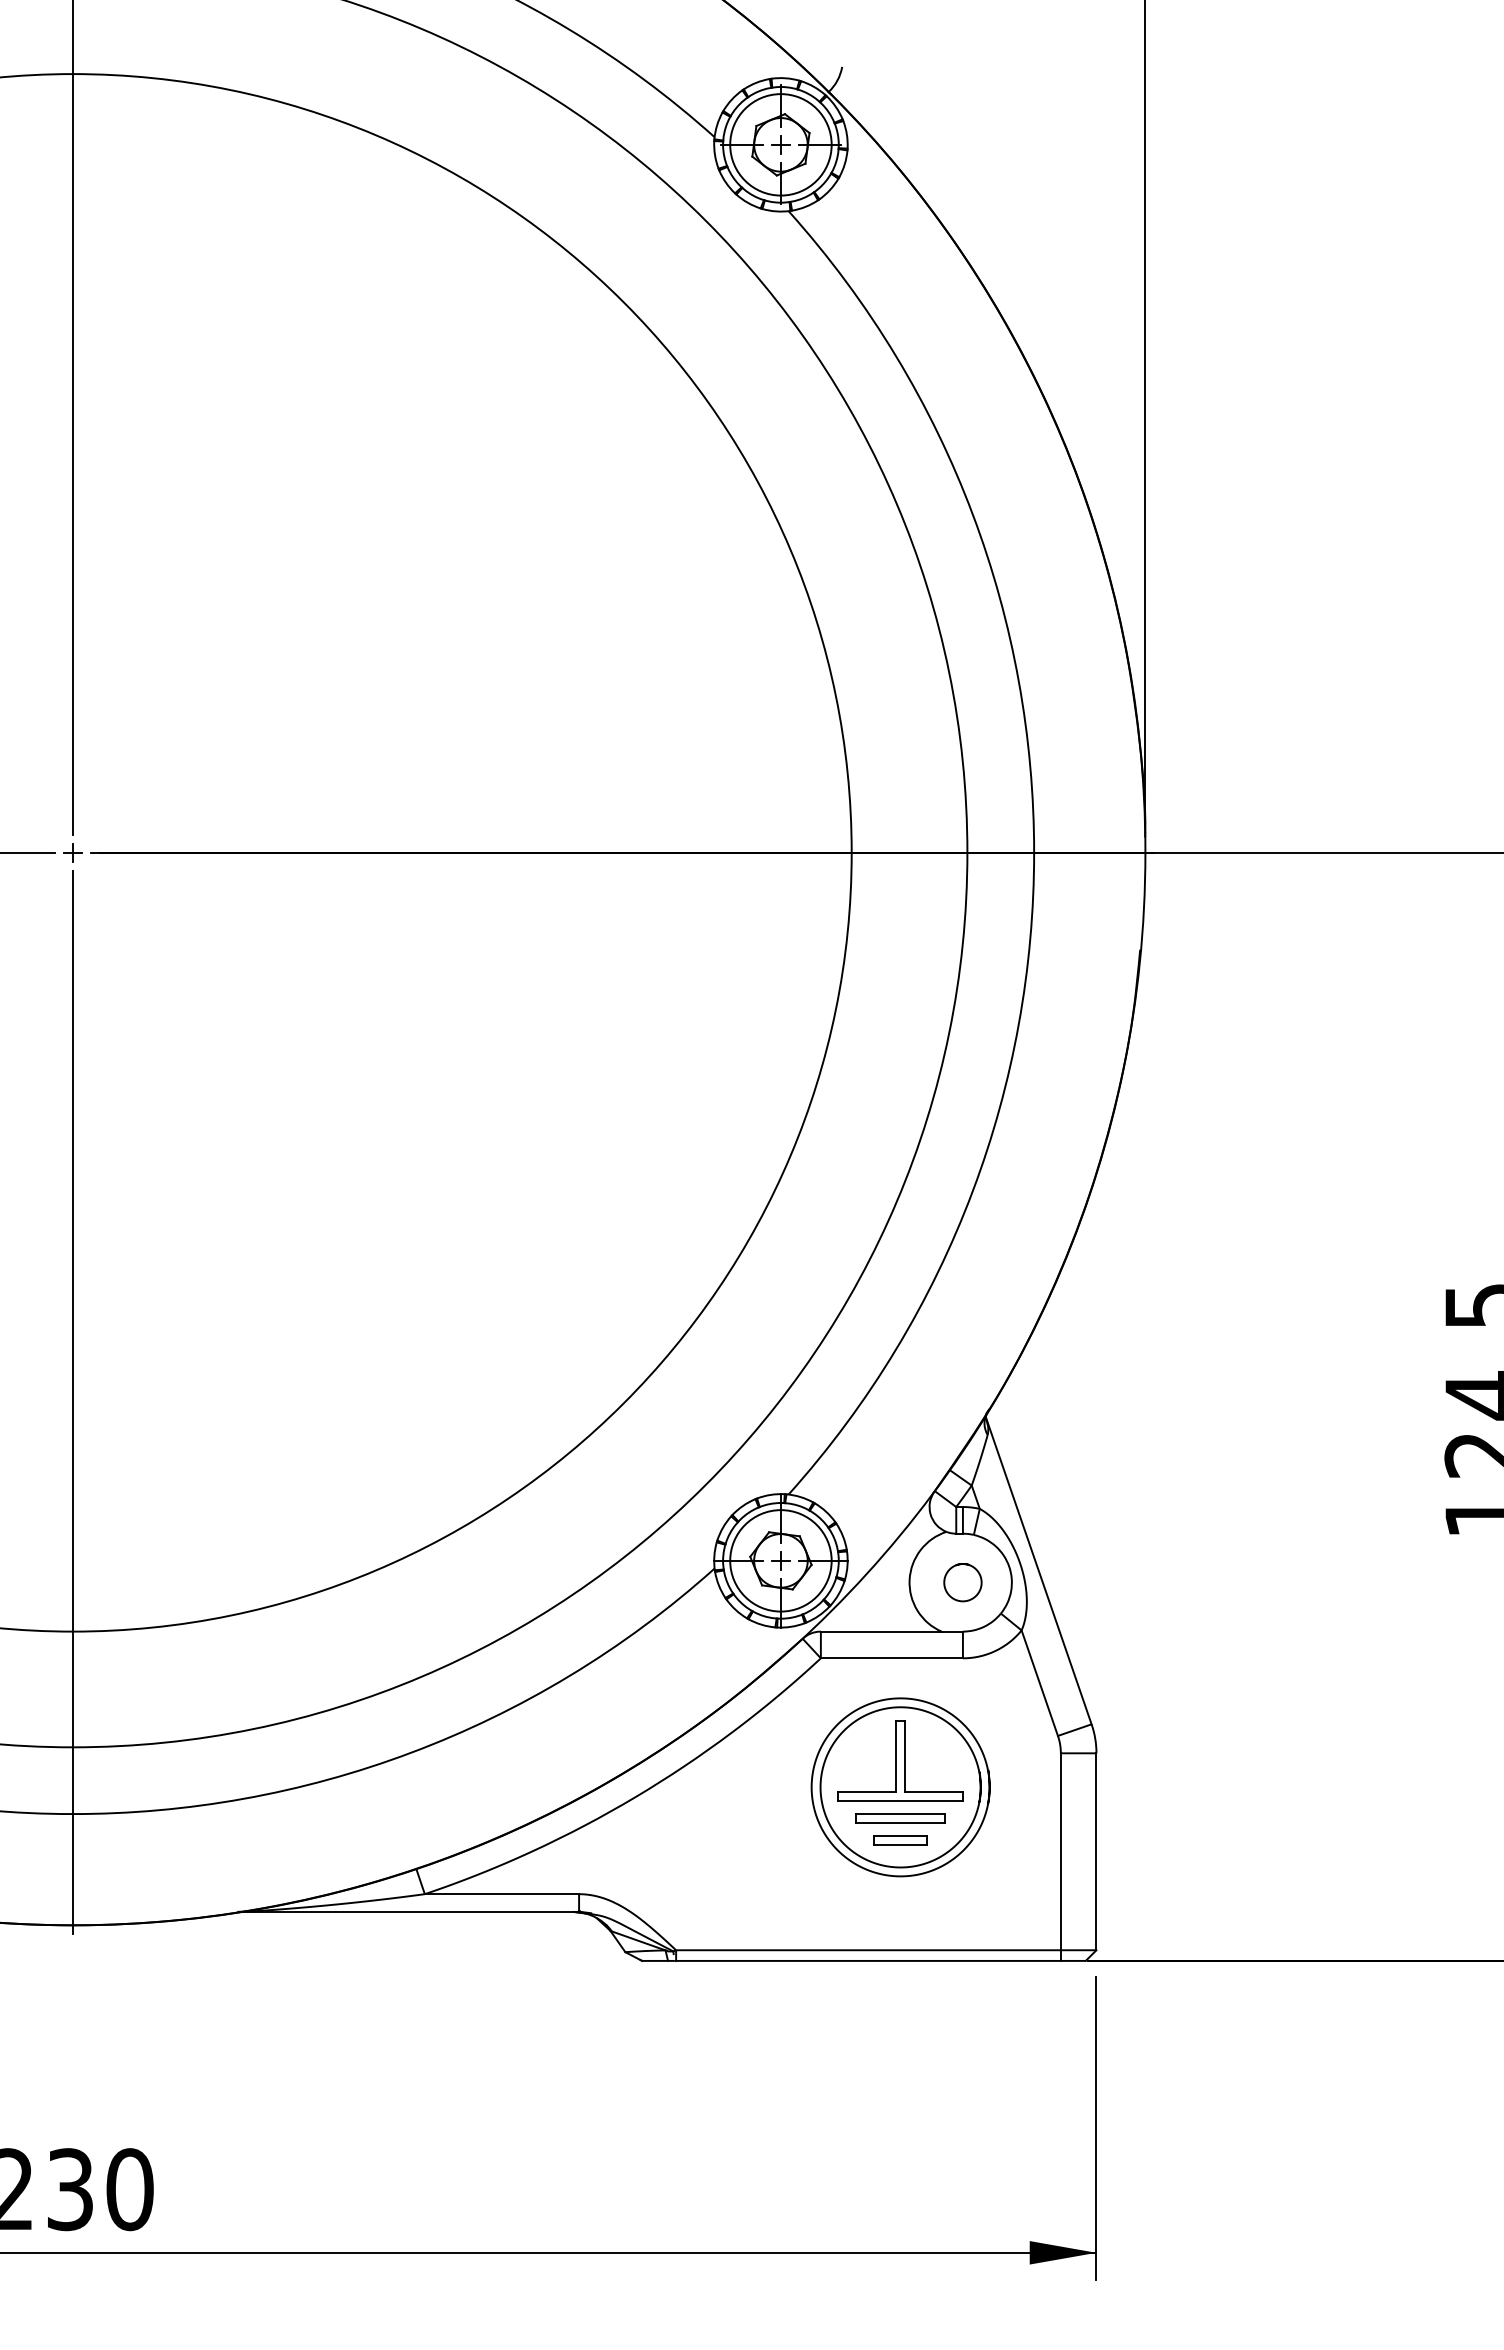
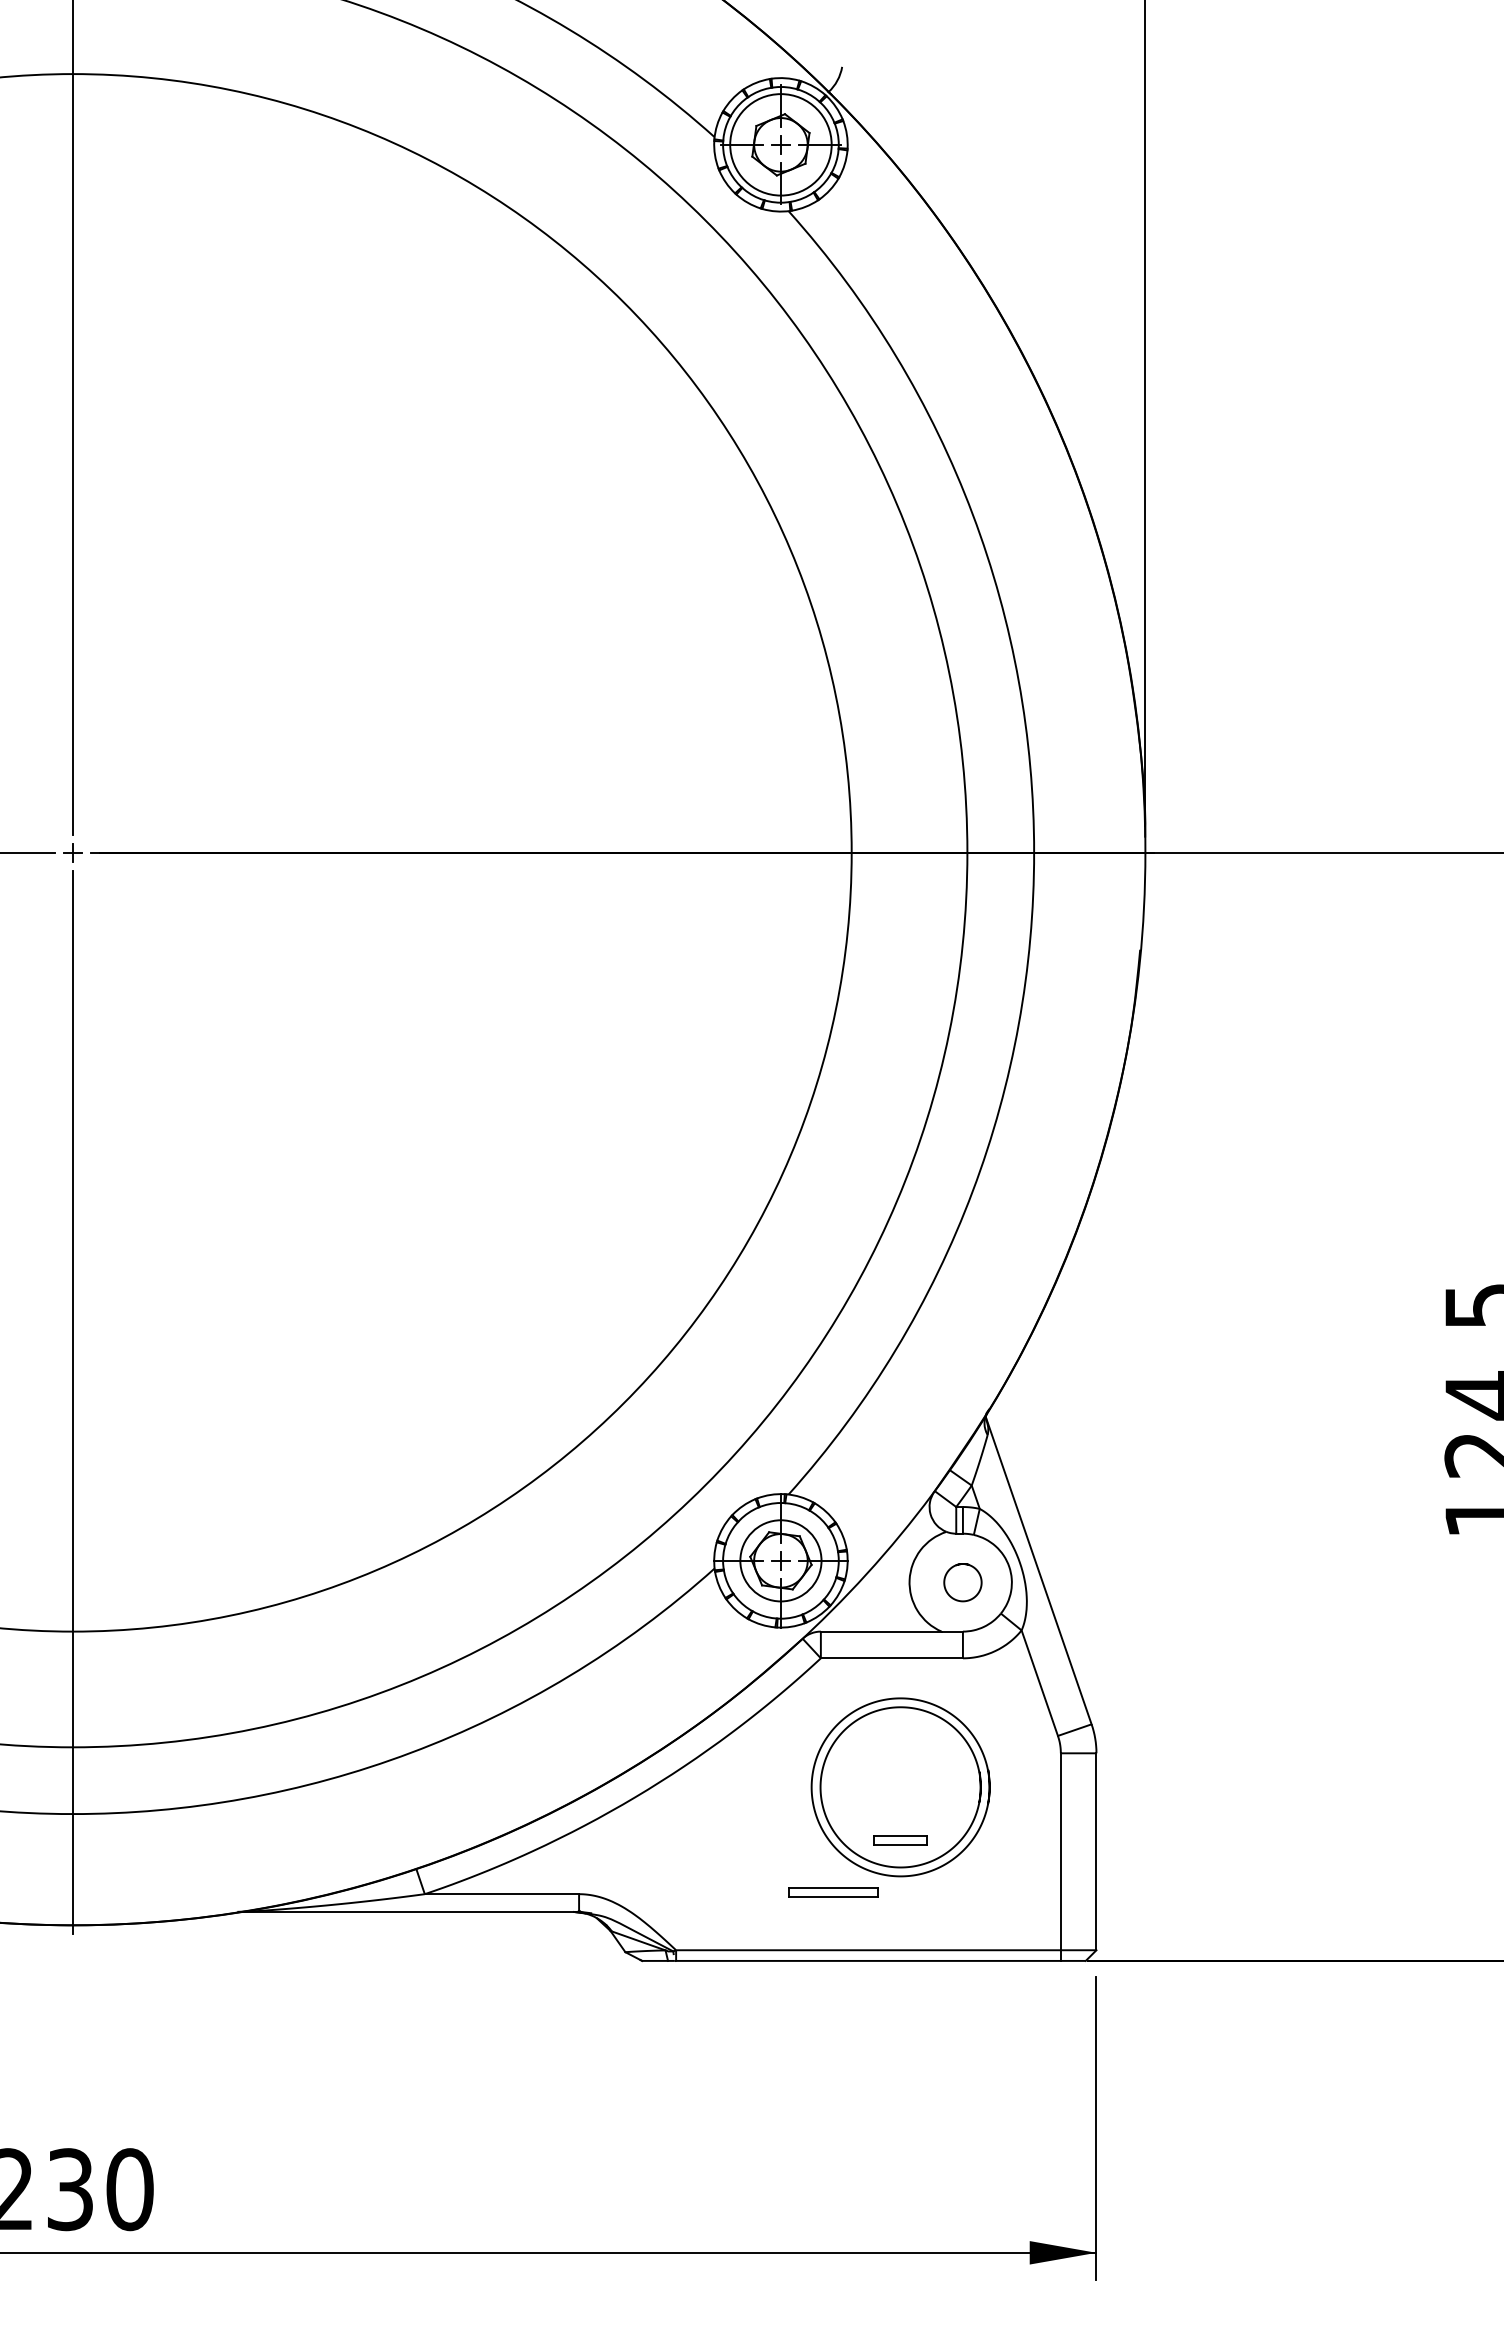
circle diameter: 101 px -> 81 px (780, 1560)
part: present -> none (900, 1760)
part position: (900, 1818) -> (833, 1892) (833, 1892)
